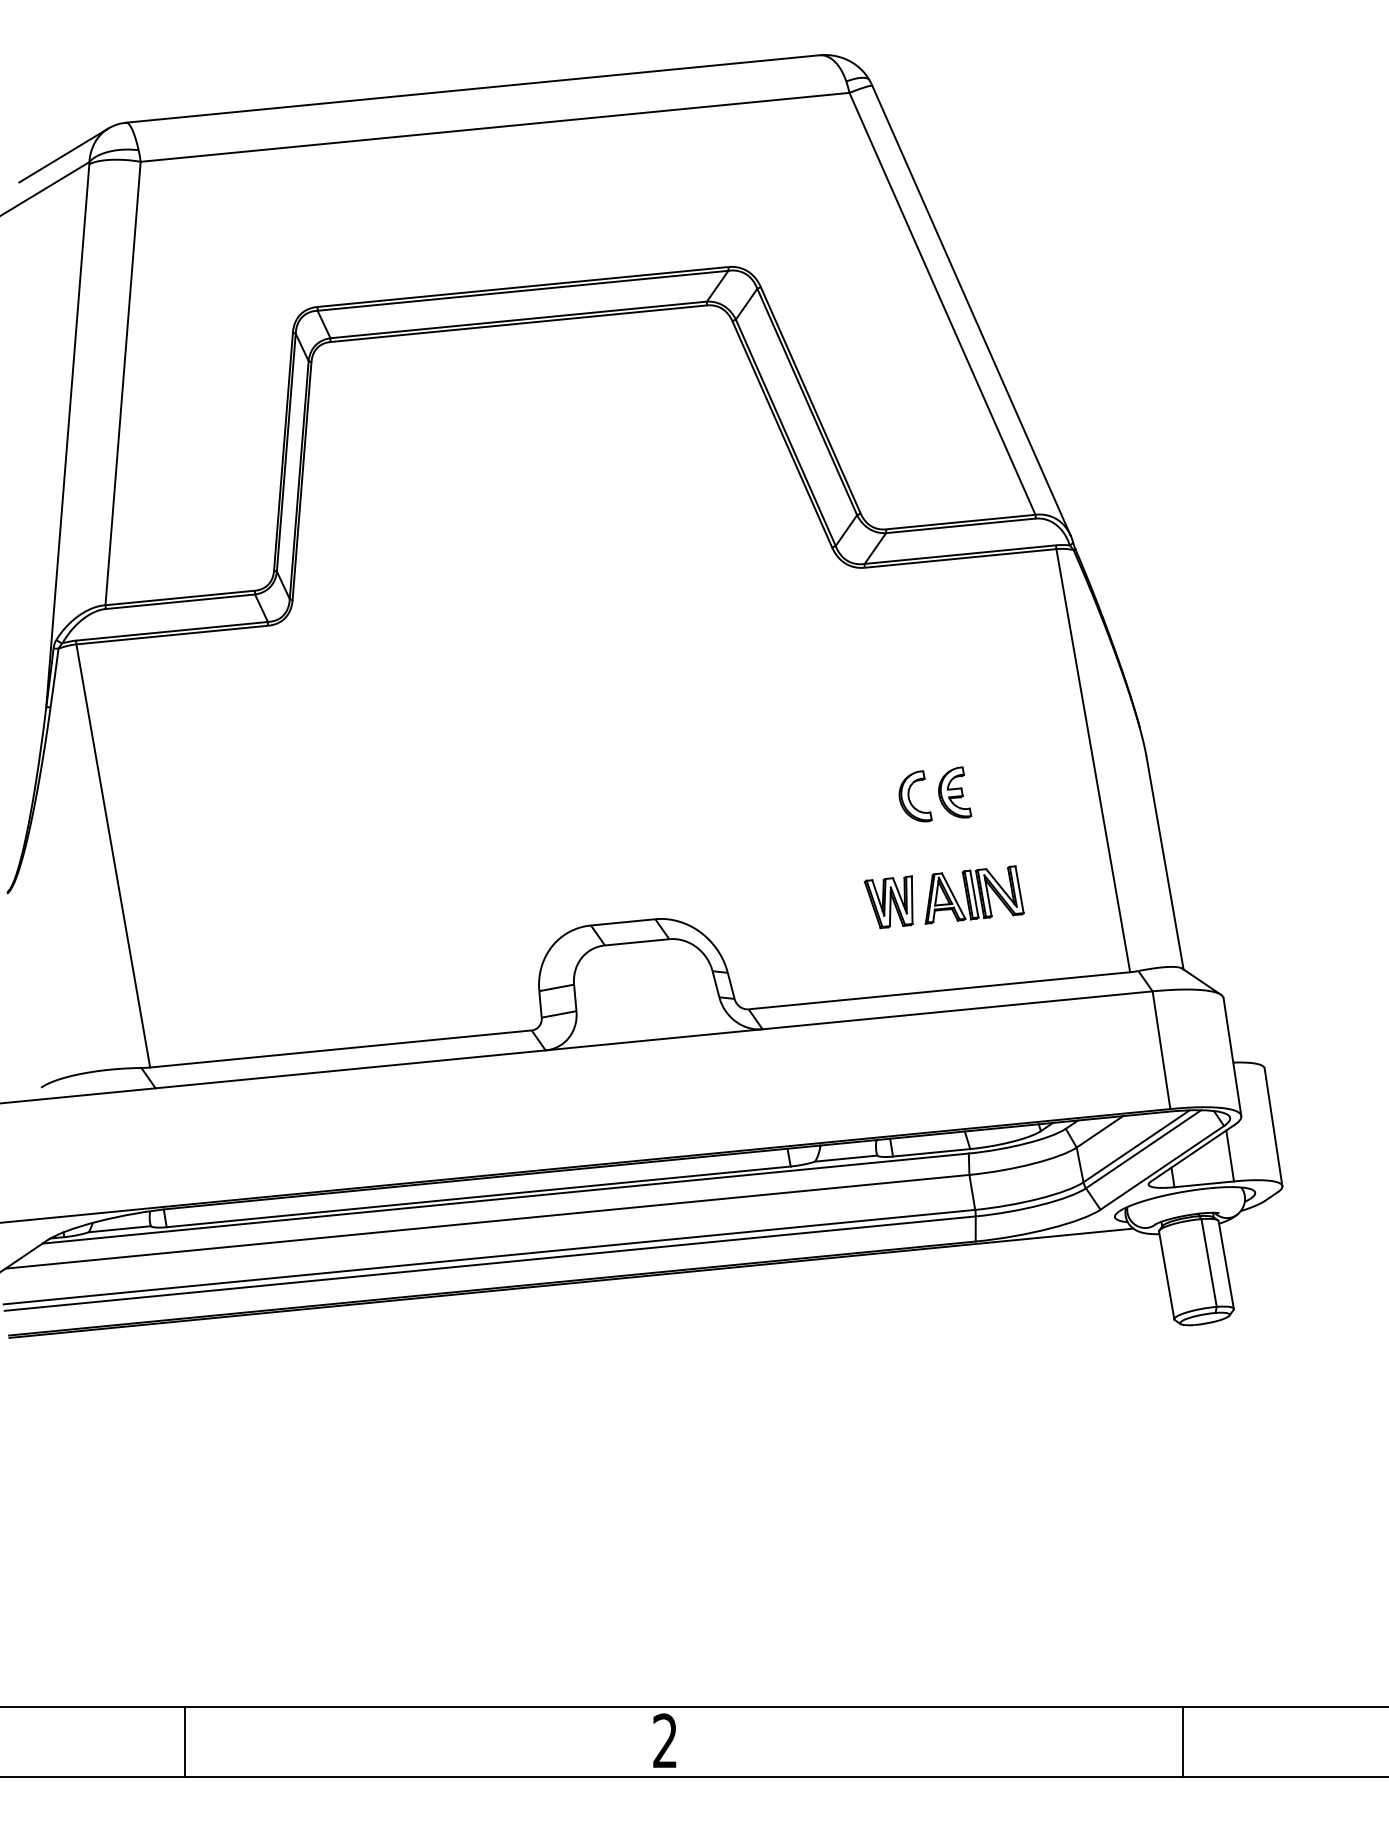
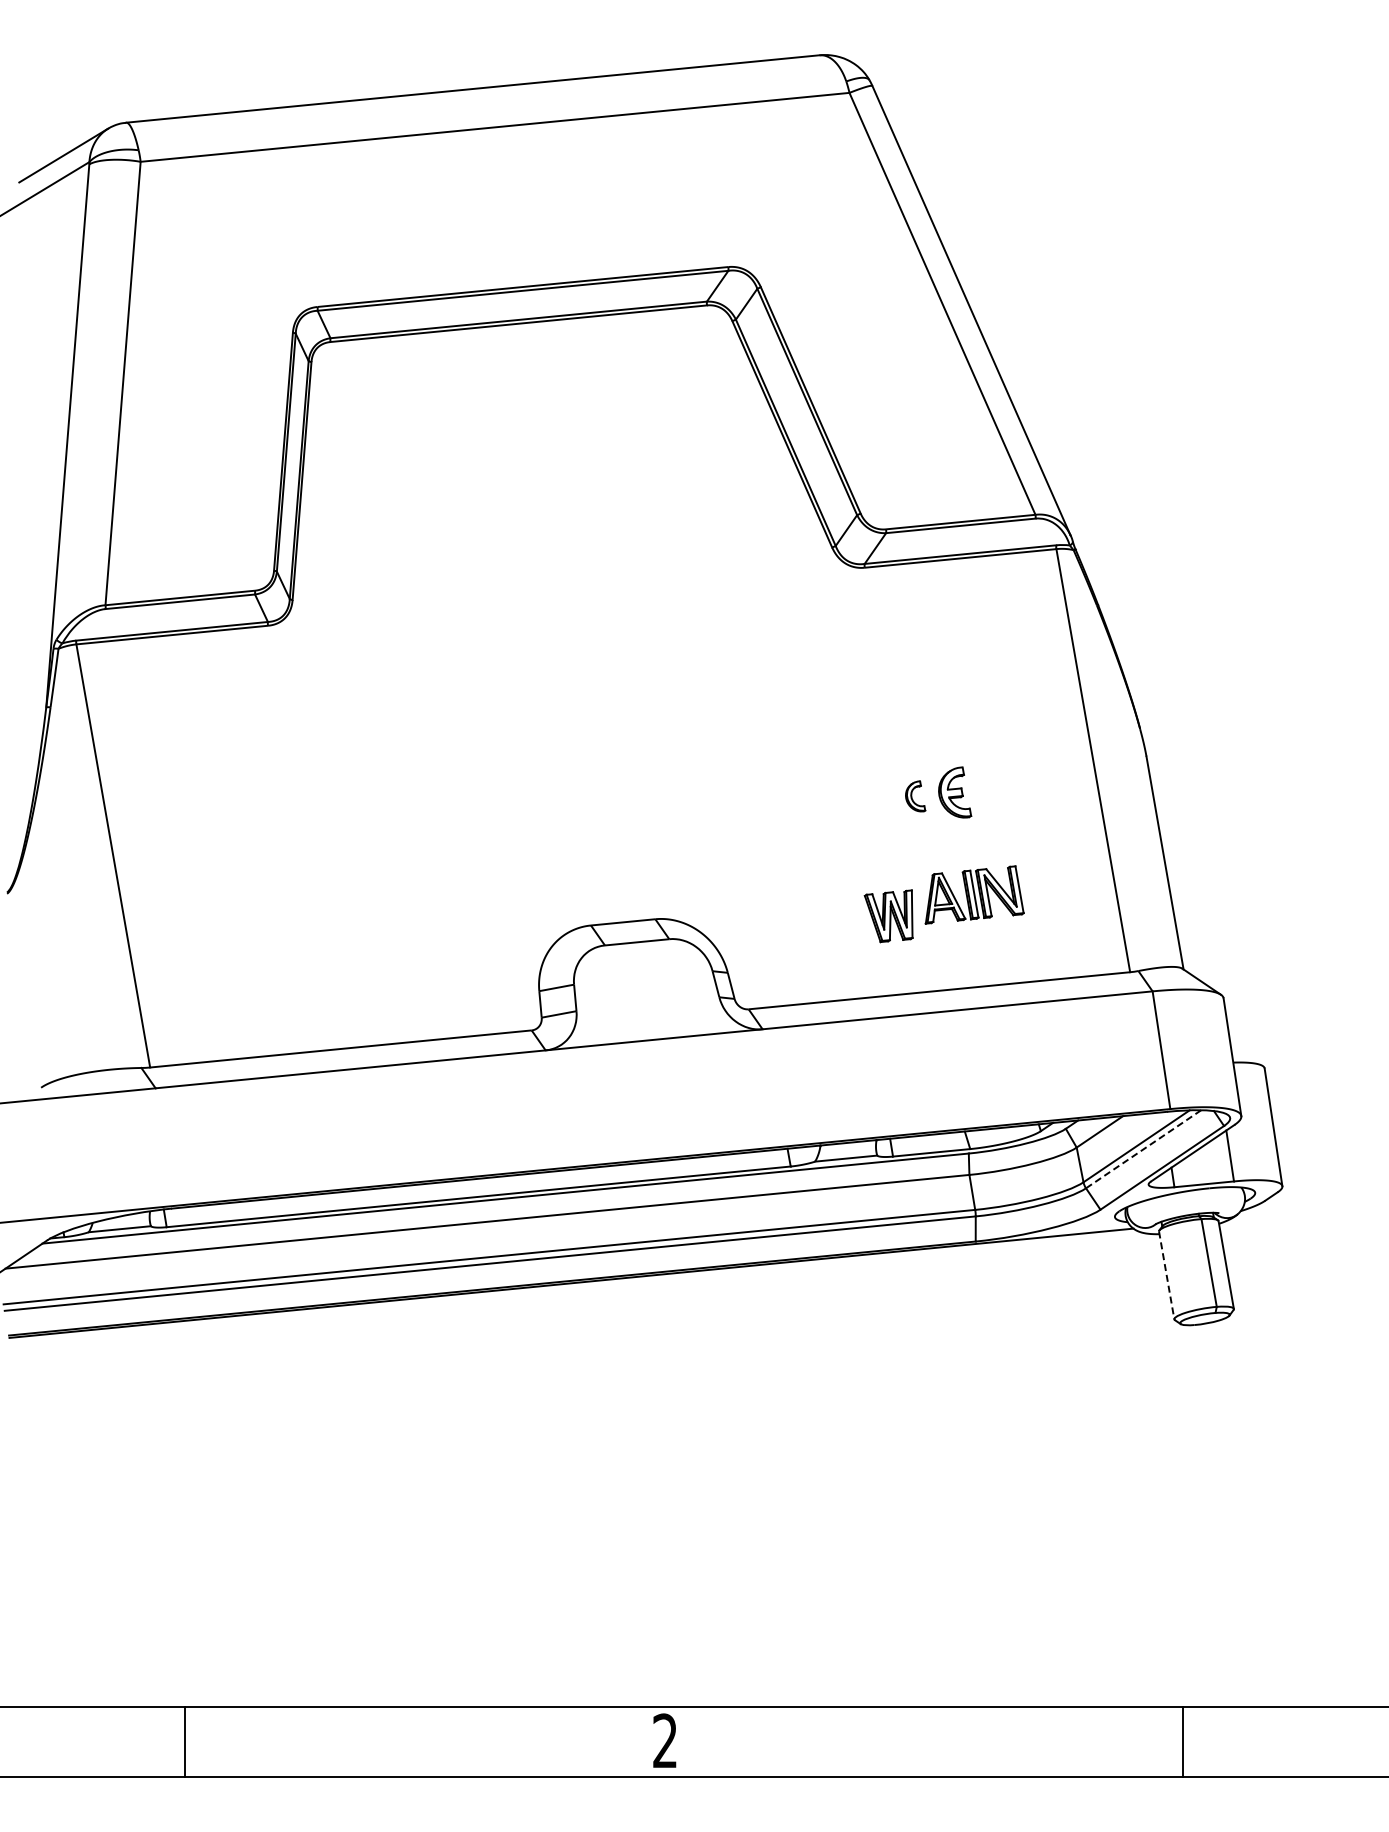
part size: 35x53 px -> 22x33 px (915, 796)
part position: (888, 902) -> (888, 916) (888, 916)
line: solid -> dashed (1143, 1149)
line: solid -> dashed (1166, 1275)
